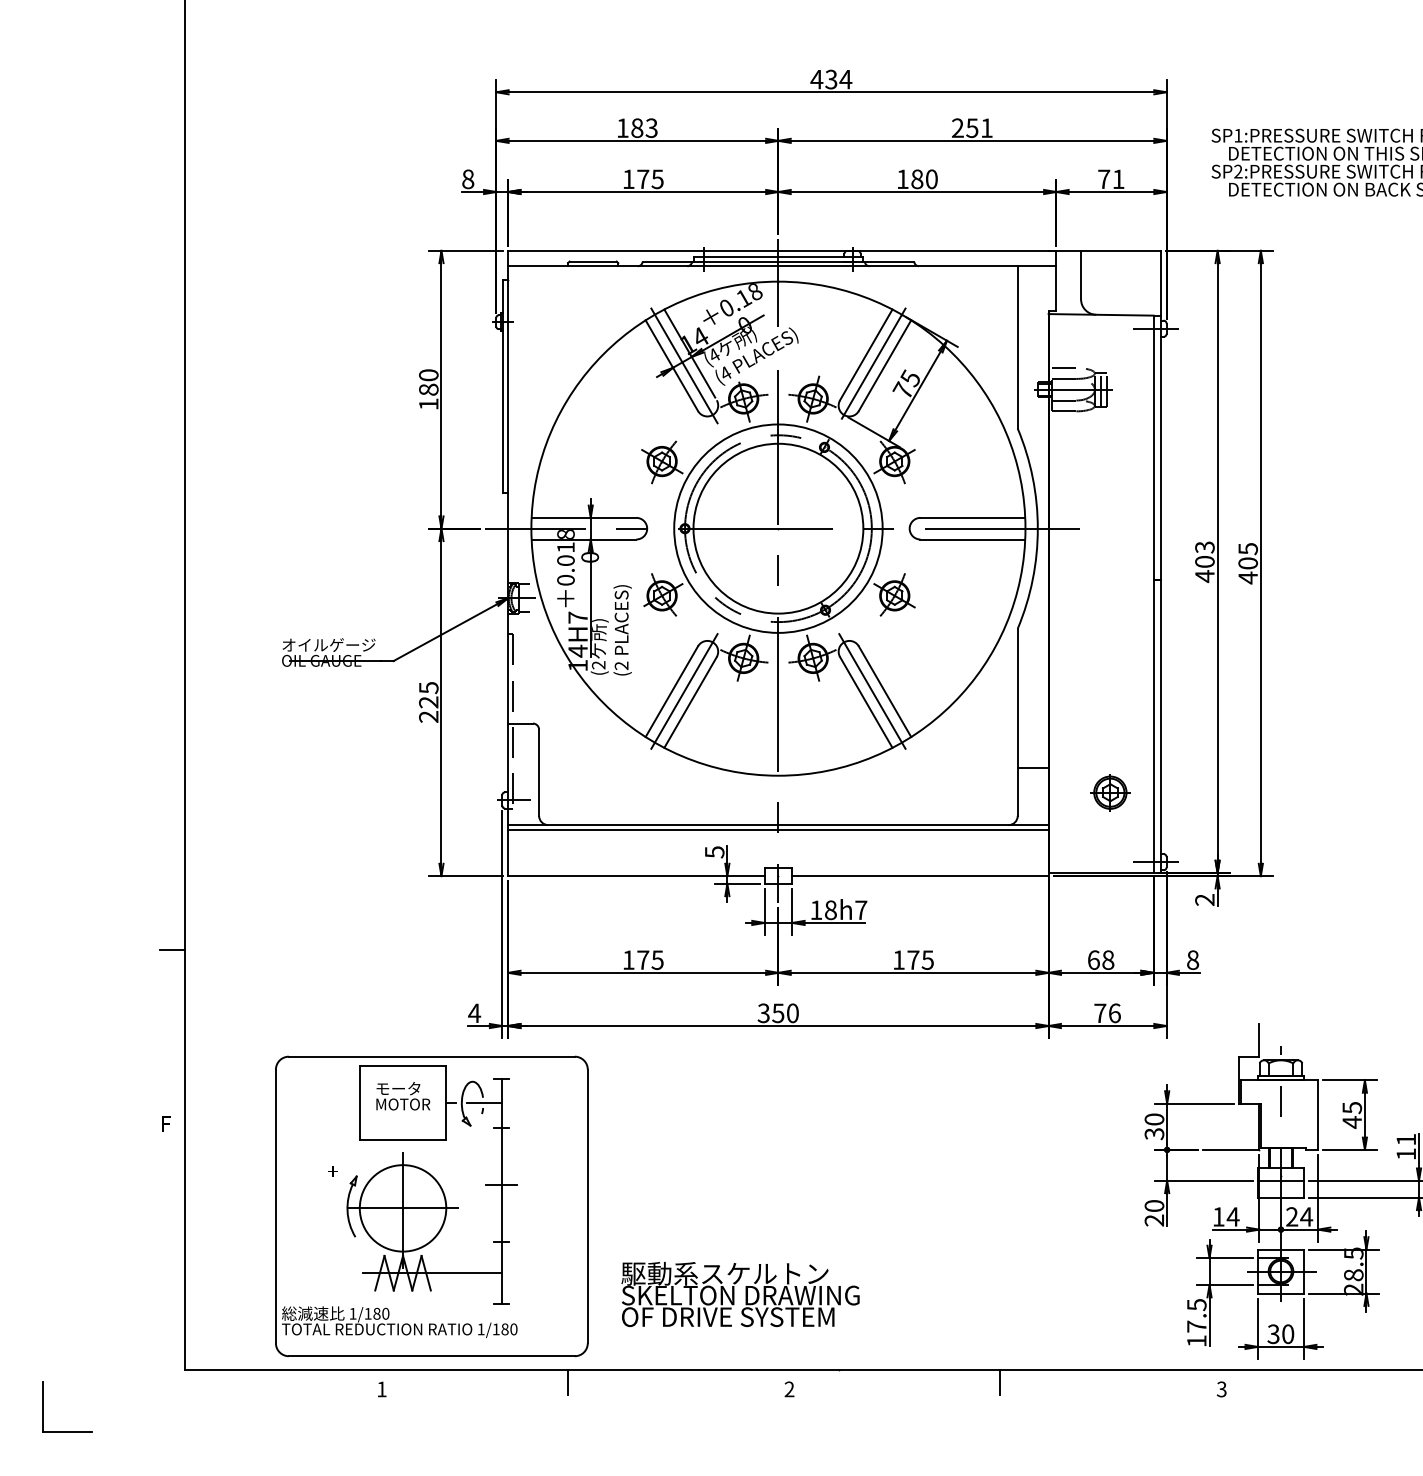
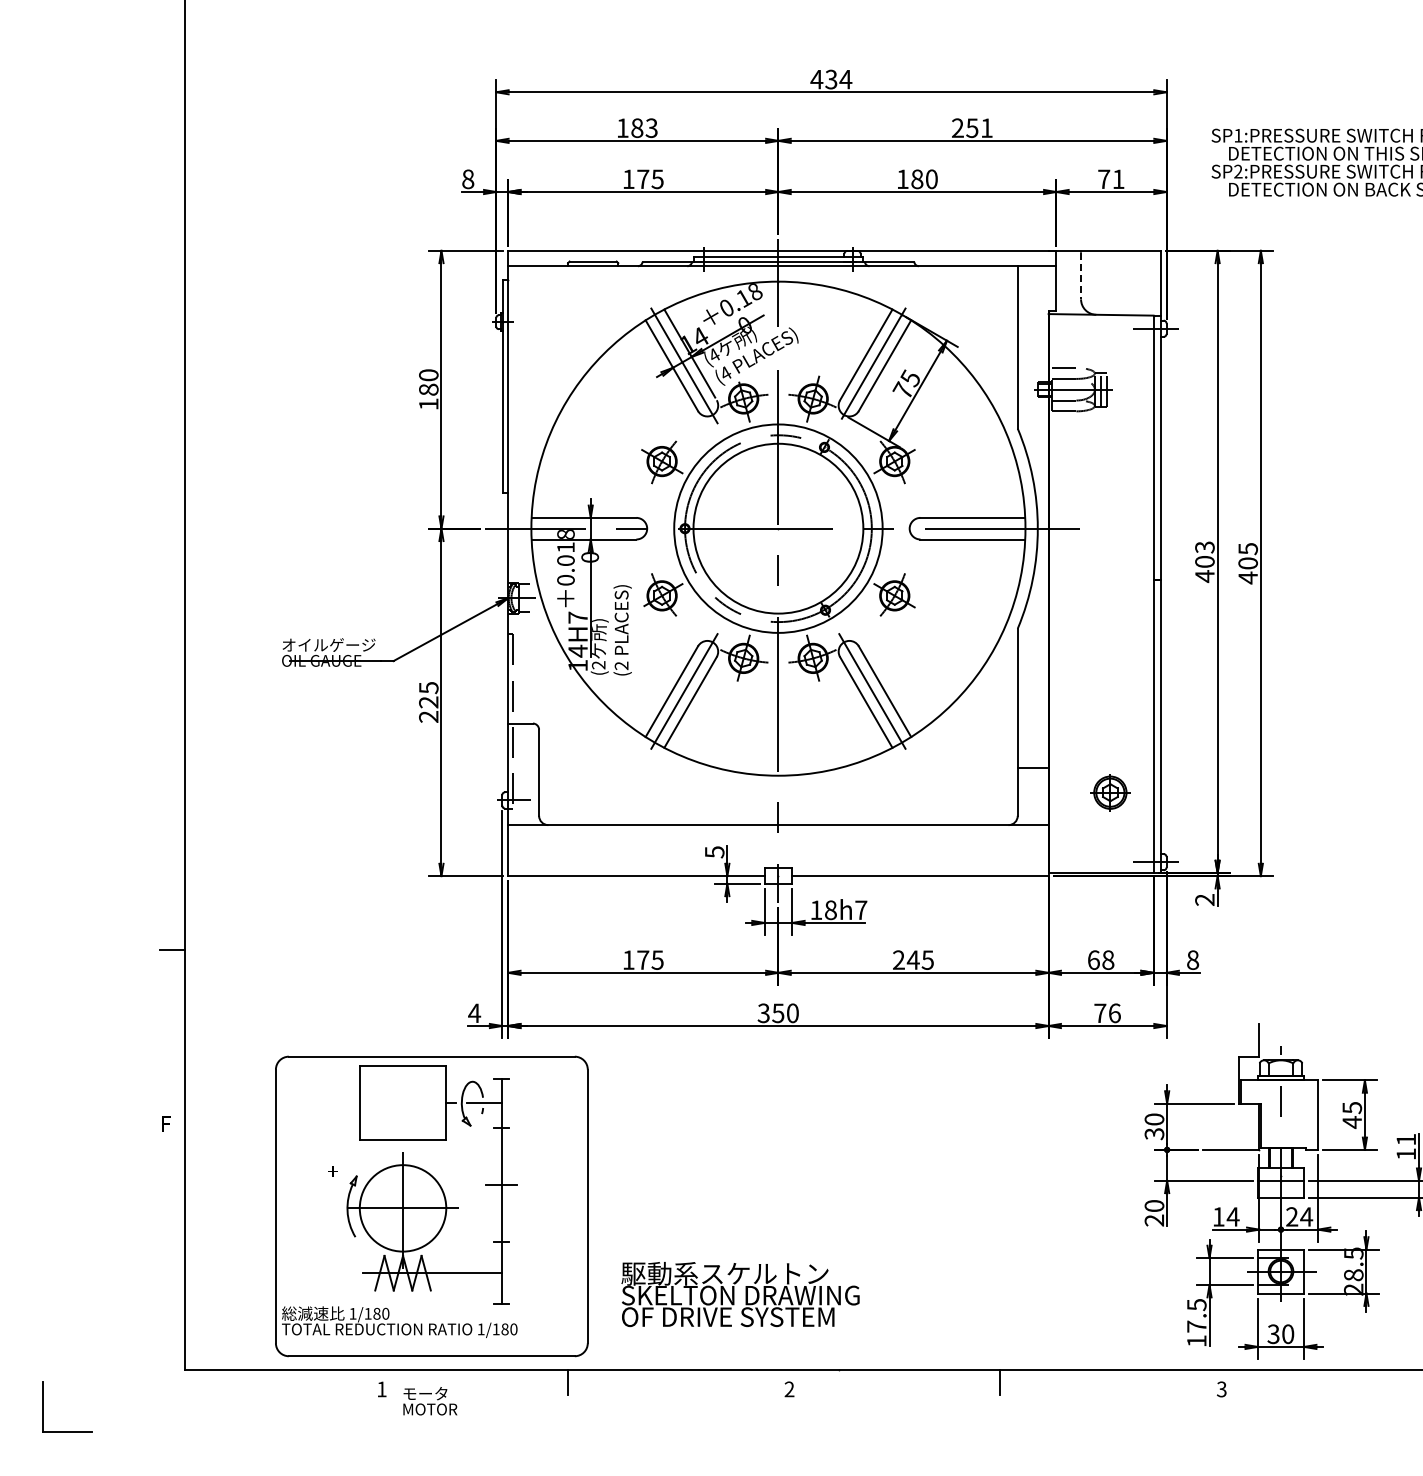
line: solid -> dashed (1081, 276)
line: present -> none (778, 829)
text: 175 -> 245 (906, 959)
text position: (403, 1096) -> (430, 1401) (430, 1401)
